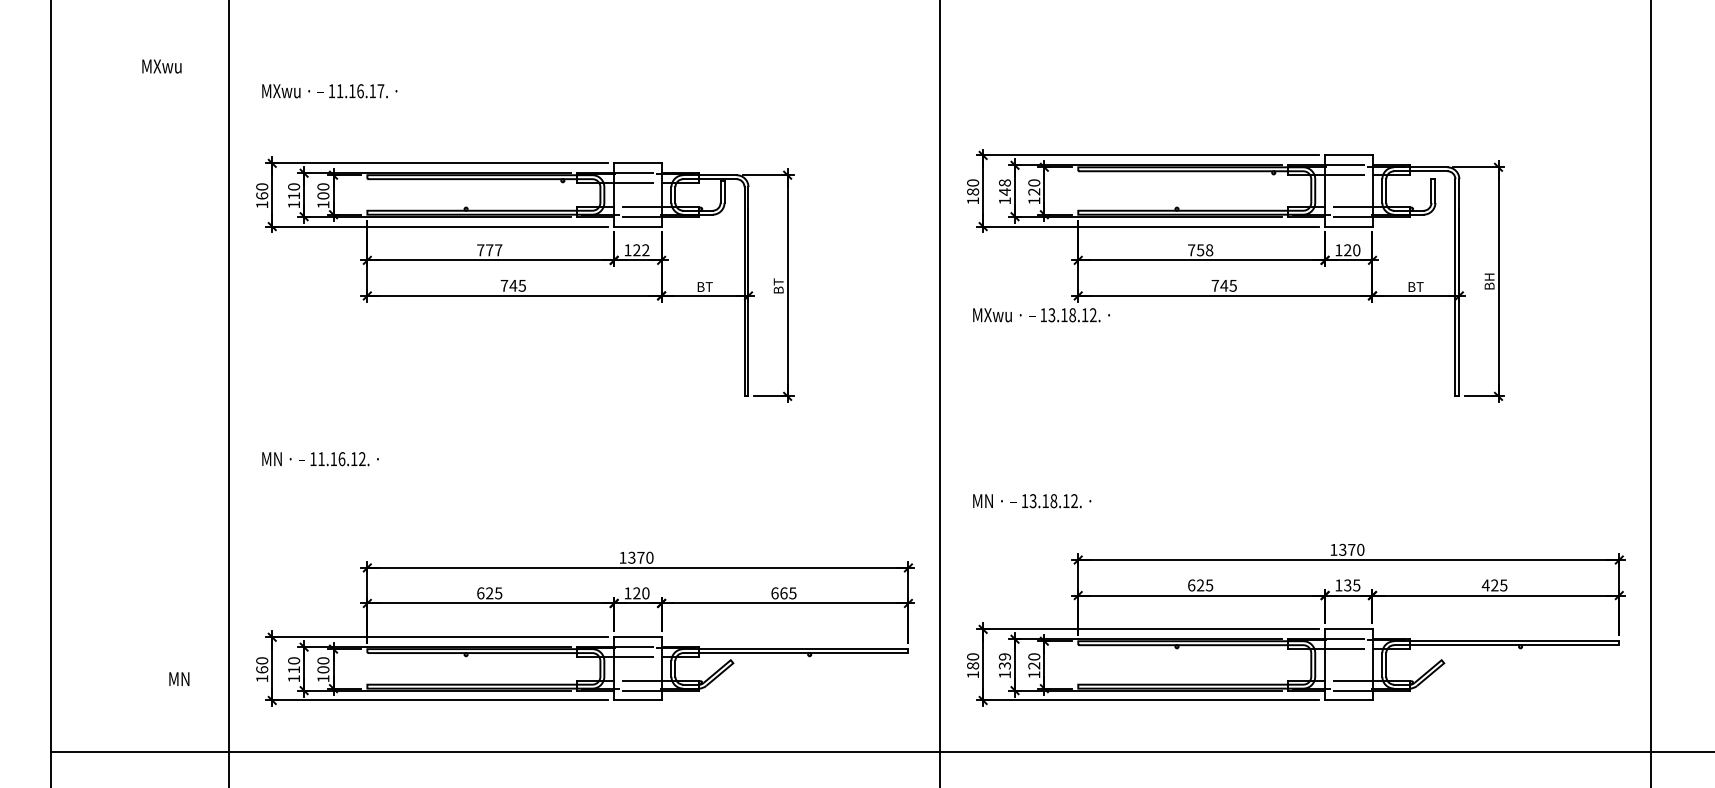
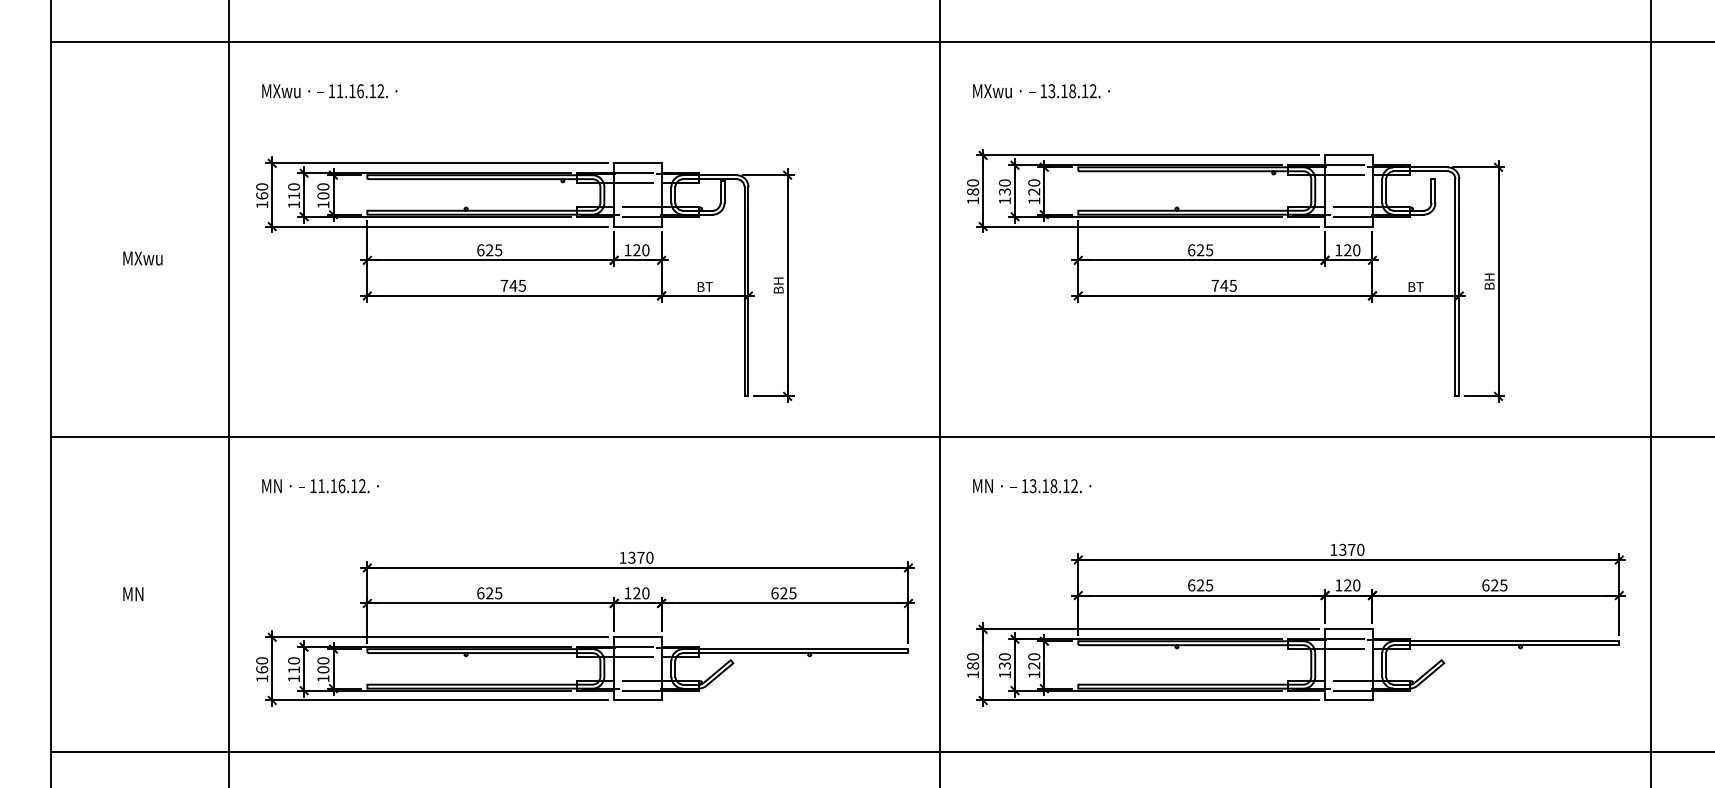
line: none -> present (881, 41)
text position: (161, 66) -> (142, 258) (142, 258)
text: 11.16.17. -> 11.16.12. (380, 91)
text: 148 -> 130 (1004, 187)
text: 777 -> 625 (489, 250)
text: 122 -> 120 (645, 250)
text: 758 -> 625 (1200, 250)
text: BT -> BH (778, 281)
text position: (1041, 315) -> (1041, 91) (1041, 91)
line: none -> present (881, 436)
text position: (320, 459) -> (320, 486) (320, 486)
text position: (1032, 501) -> (1032, 486) (1032, 486)
text: 135 -> 120 (1352, 585)
text: 425 -> 625 (1485, 585)
text: 665 -> 625 (783, 593)
text: 139 -> 130 (1004, 656)
text position: (179, 678) -> (133, 593) (133, 593)
